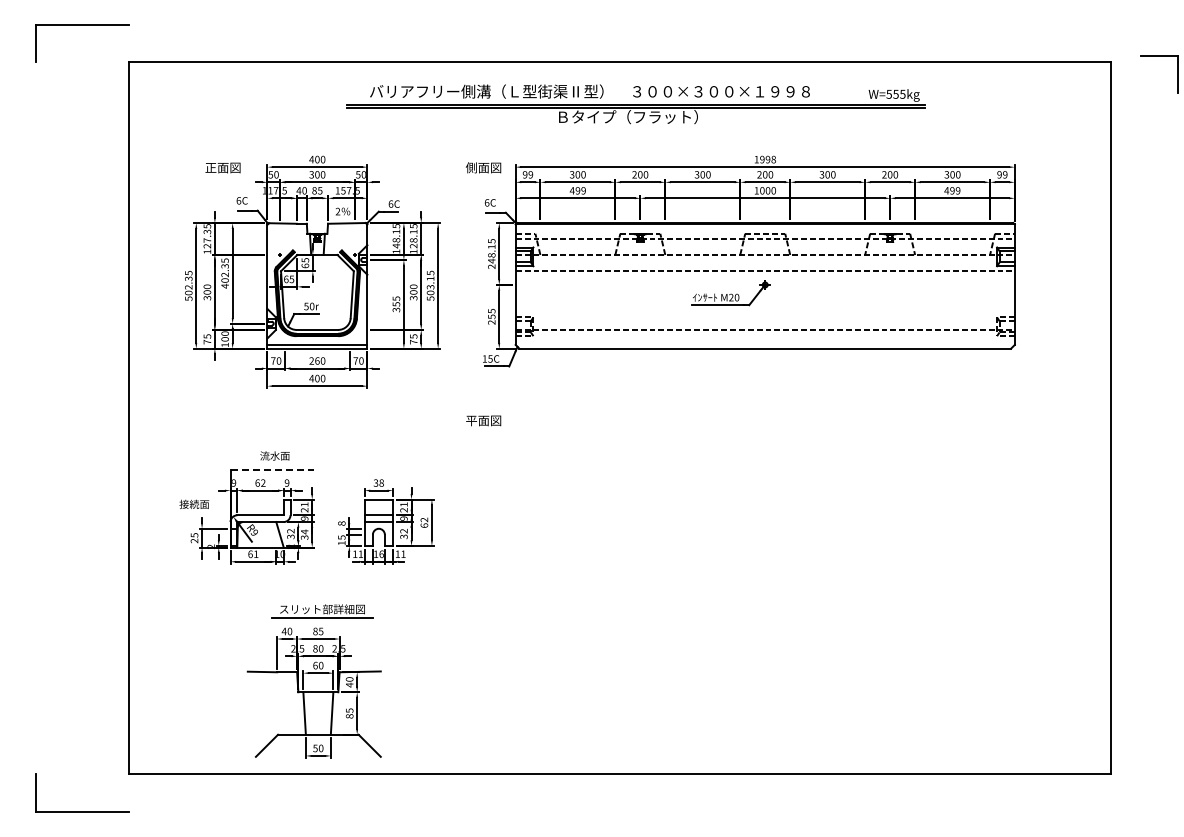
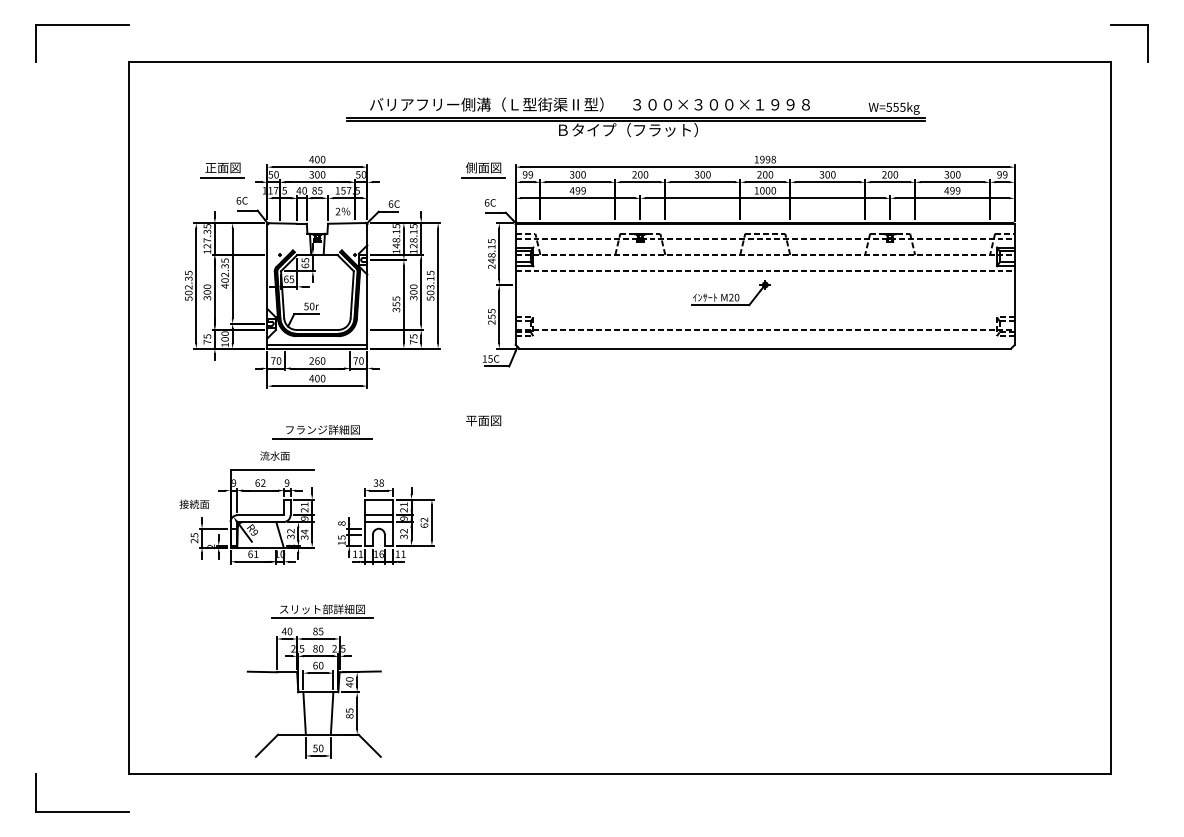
part position: (1159, 56) -> (1129, 25) (1129, 25)
part position: (635, 104) -> (635, 117) (635, 117)
line: none -> present (222, 177)
line: none -> present (483, 177)
part: none -> present (322, 432)
line: dashed -> solid (272, 470)
